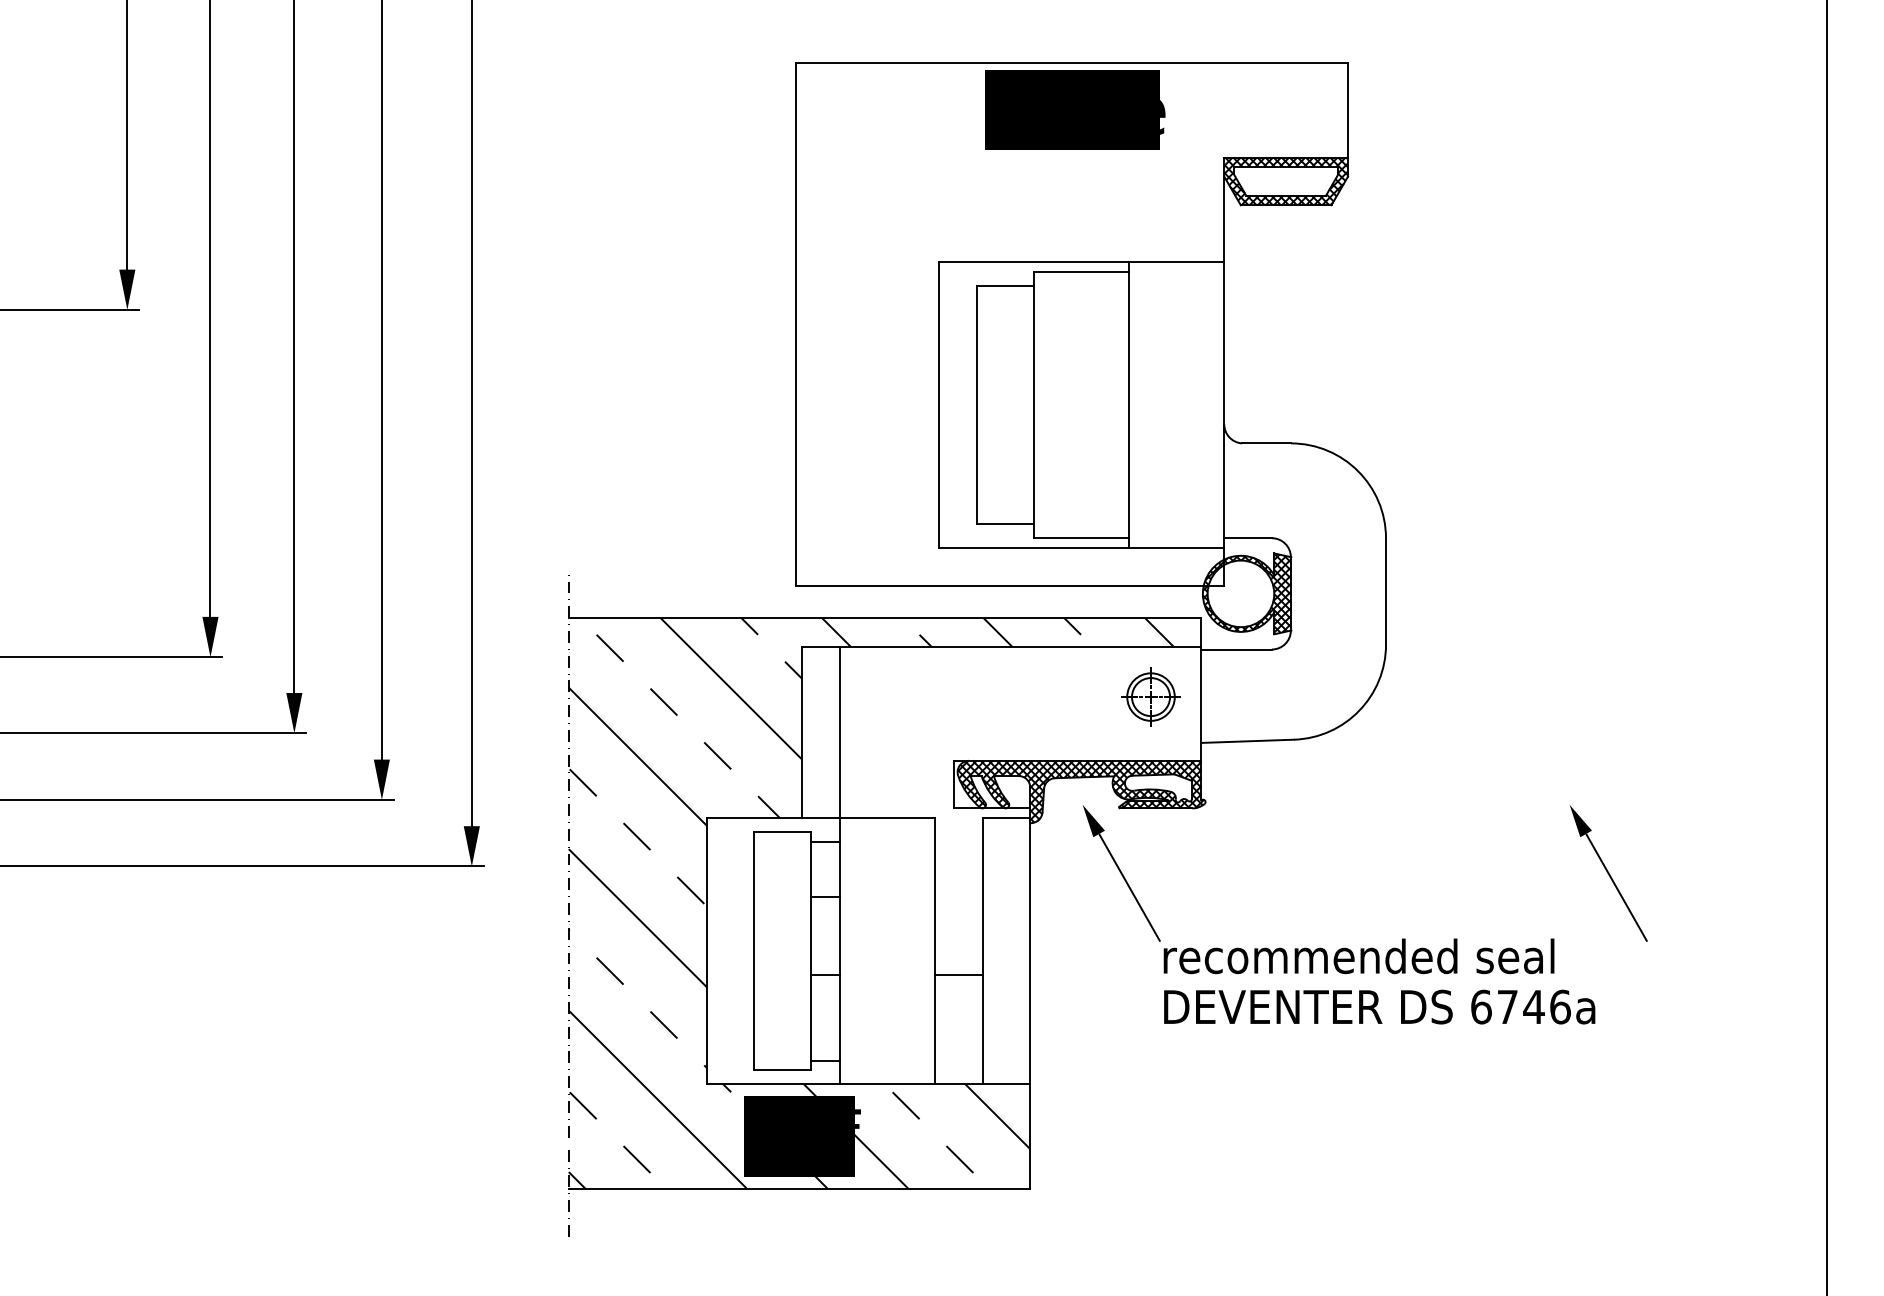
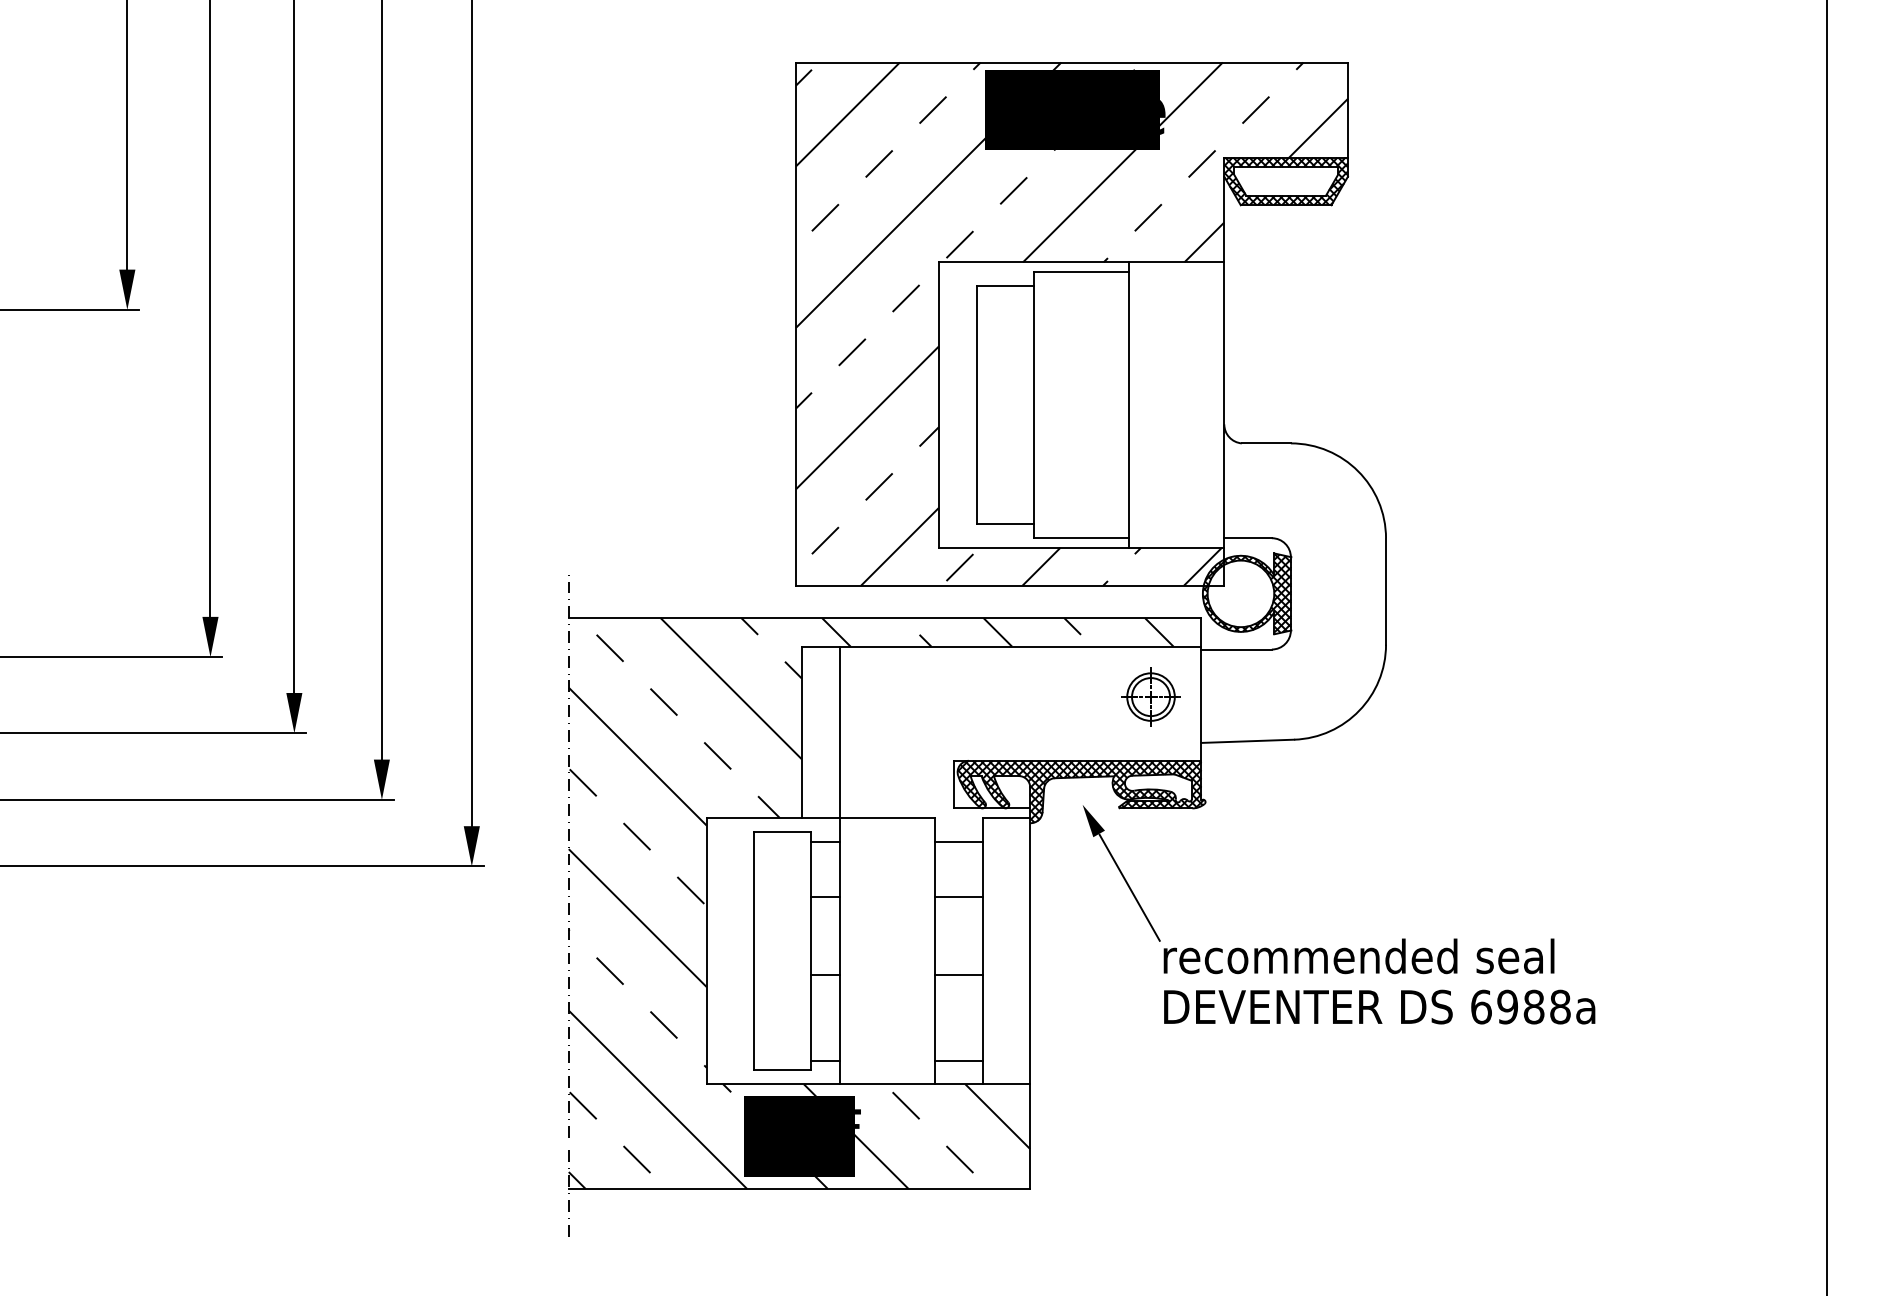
hatch: none -> present (1071, 323)
line: none -> present (958, 841)
part: present -> none (1608, 873)
line: none -> present (958, 897)
text: 6746a -> 6988a (1533, 1006)
line: none -> present (958, 1060)
